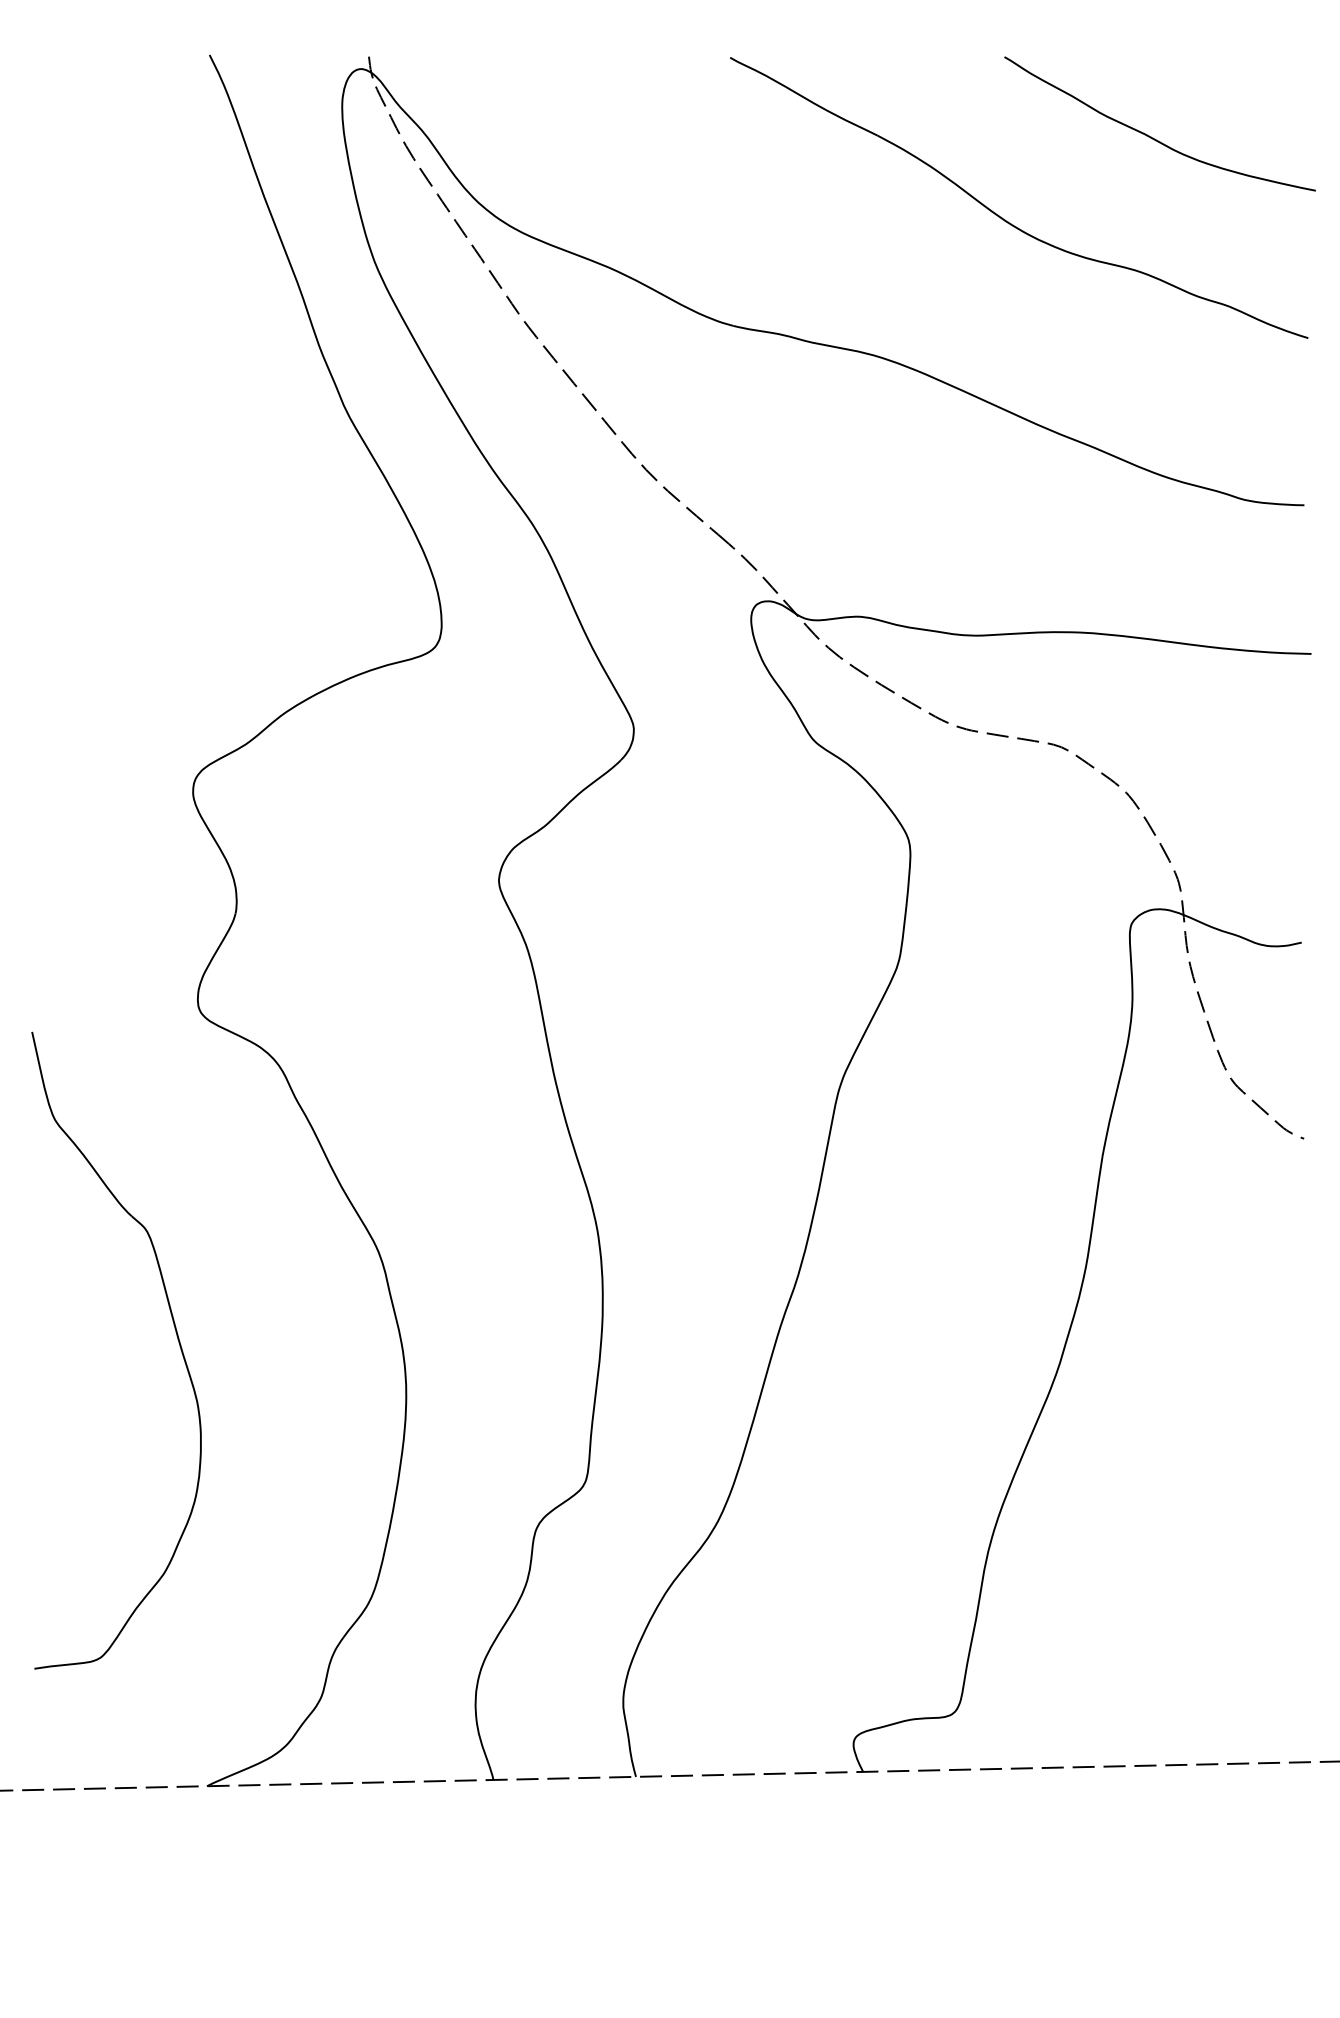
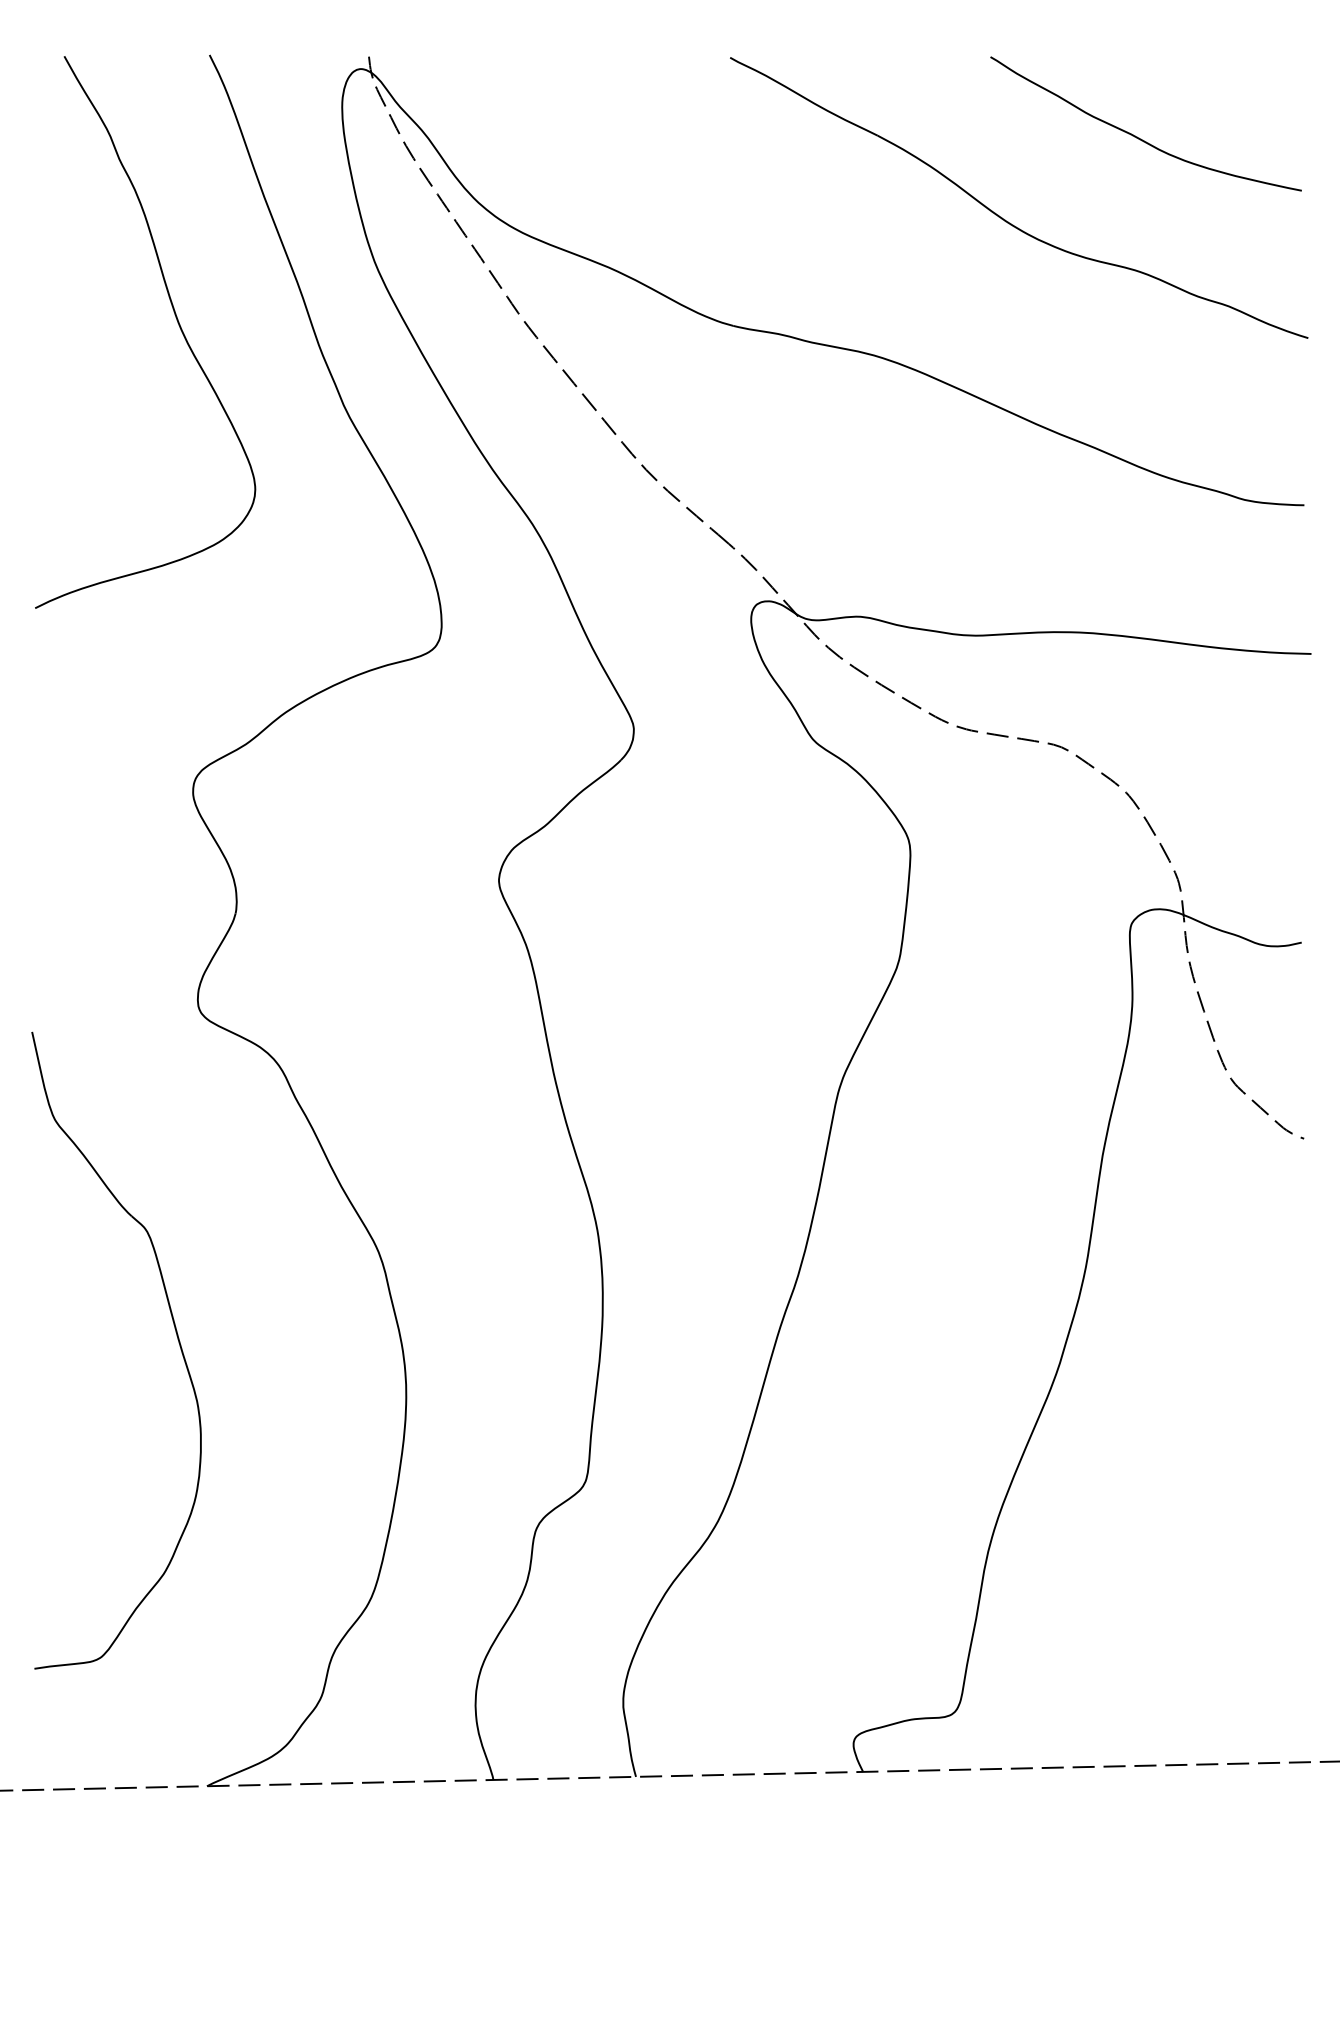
curve position: (1153, 137) -> (1139, 137) (1139, 137)
curve: none -> present (176, 320)
